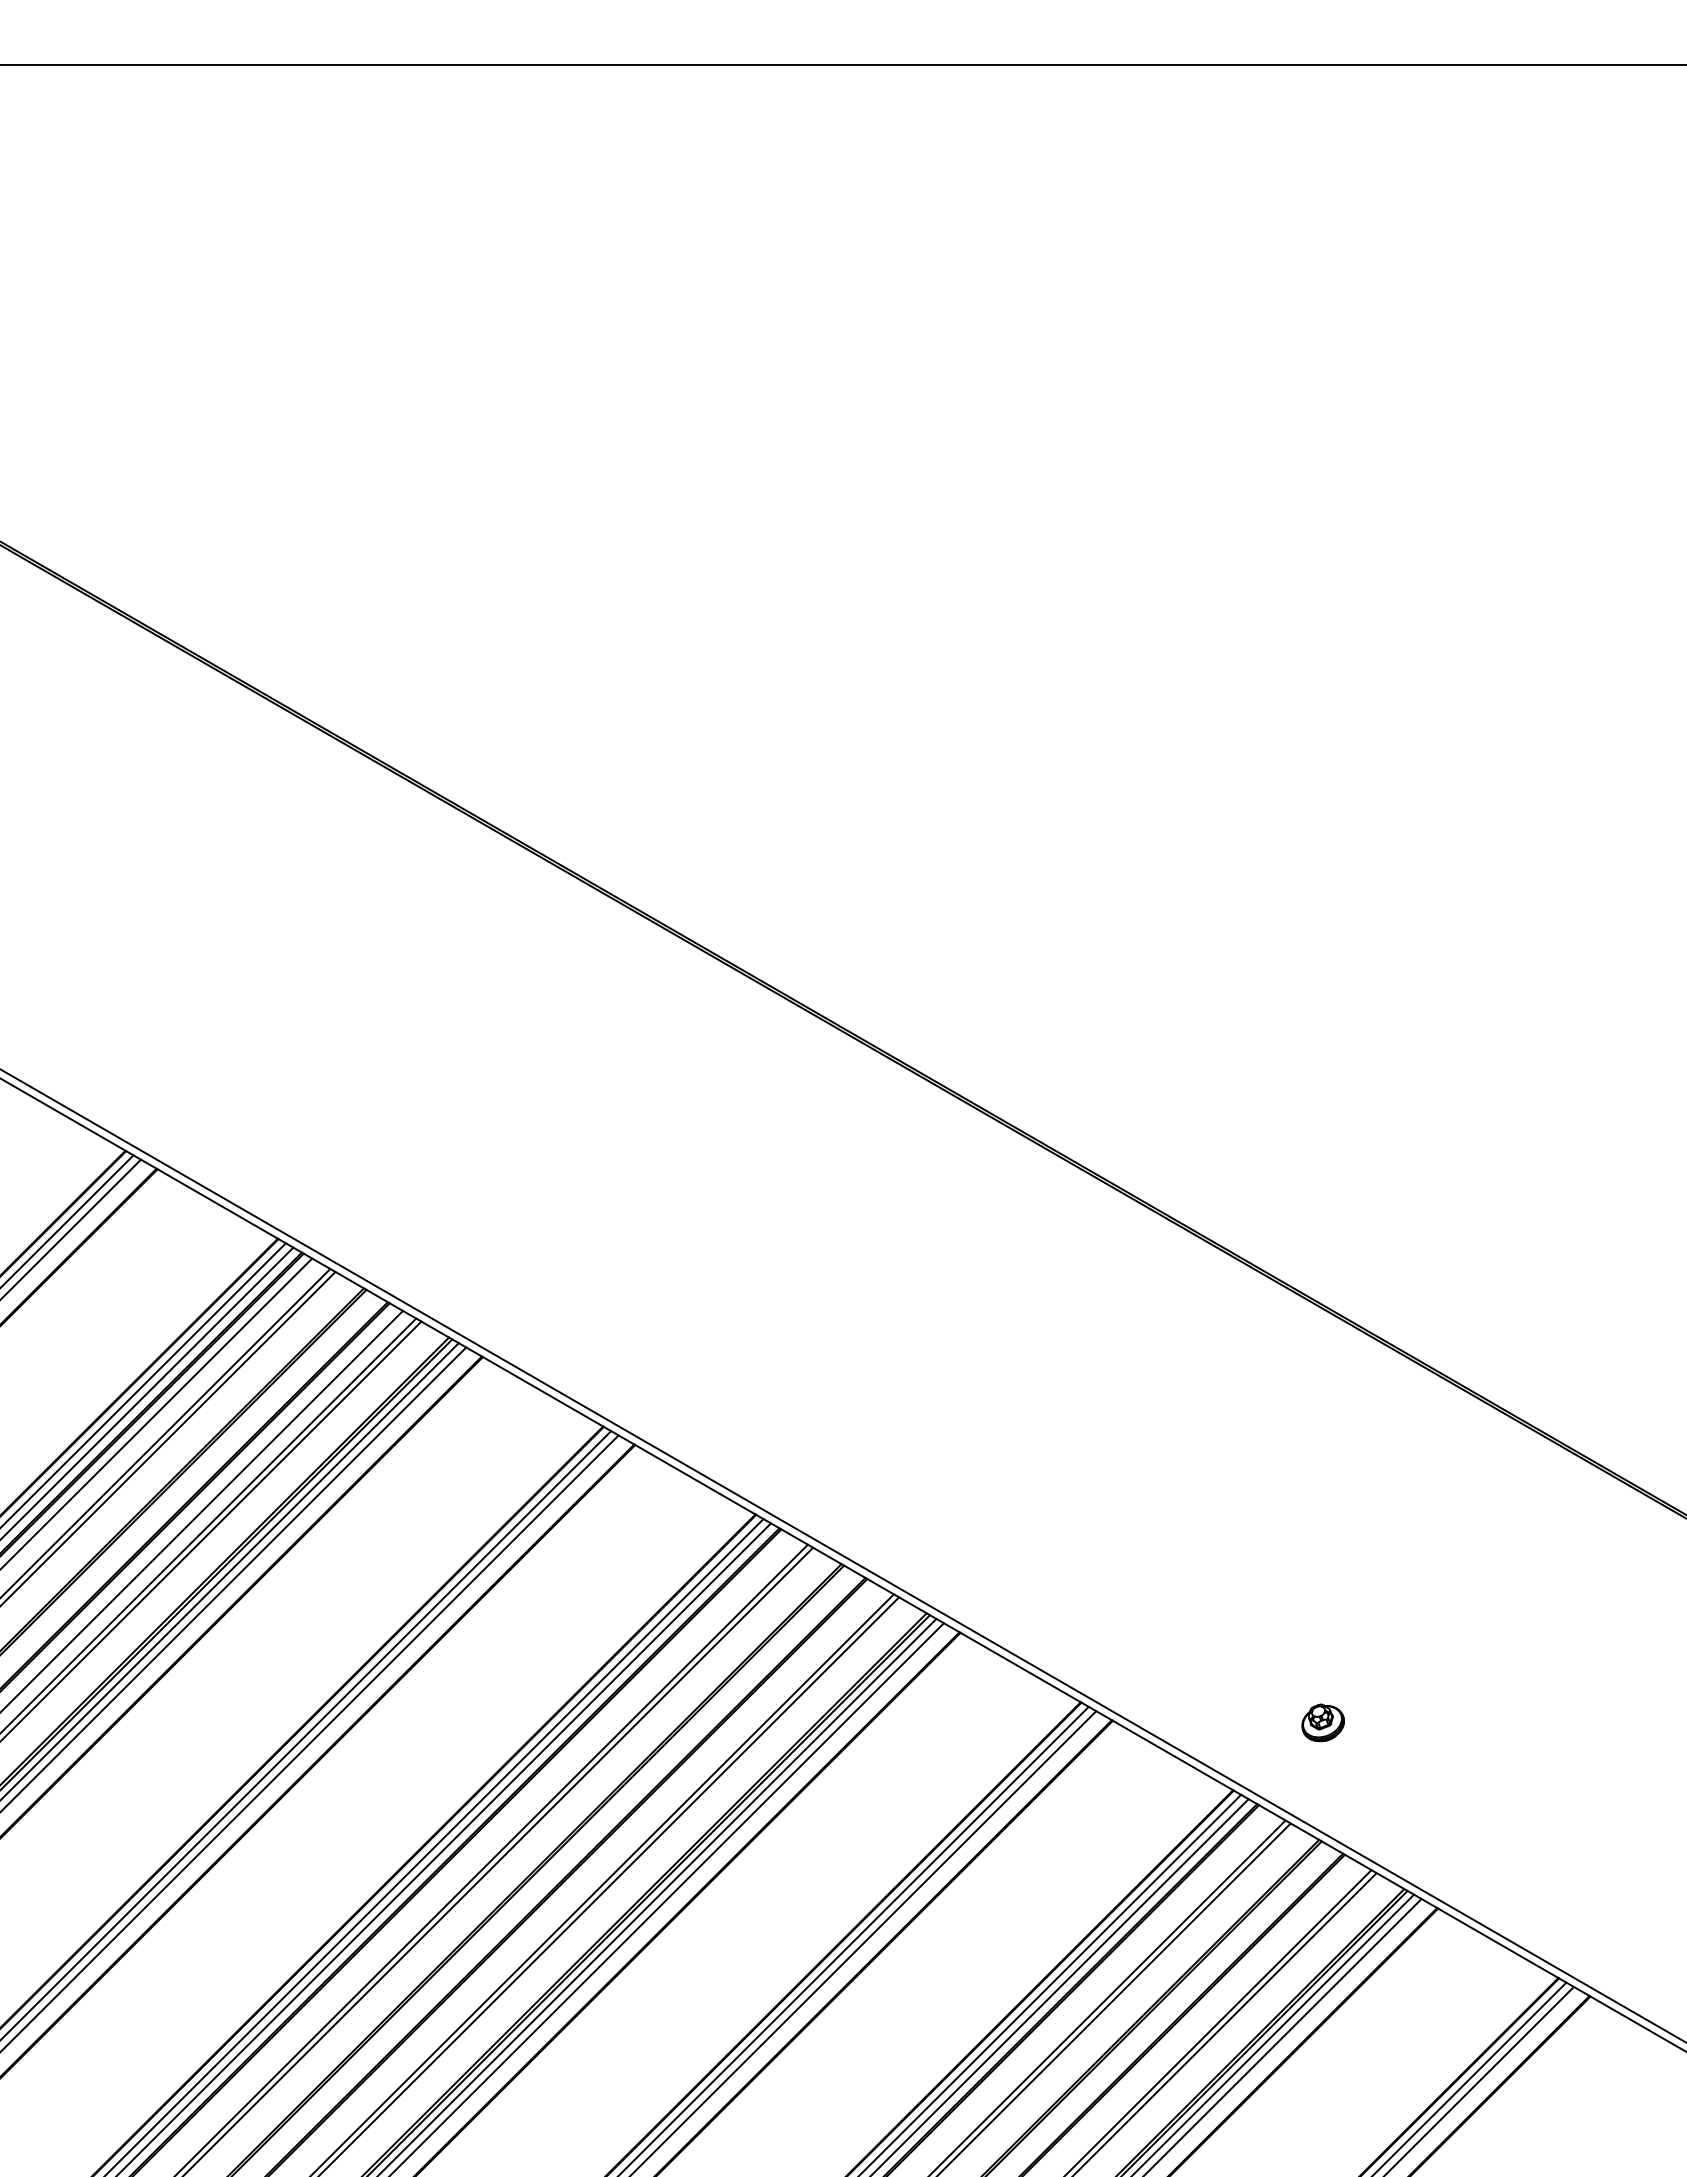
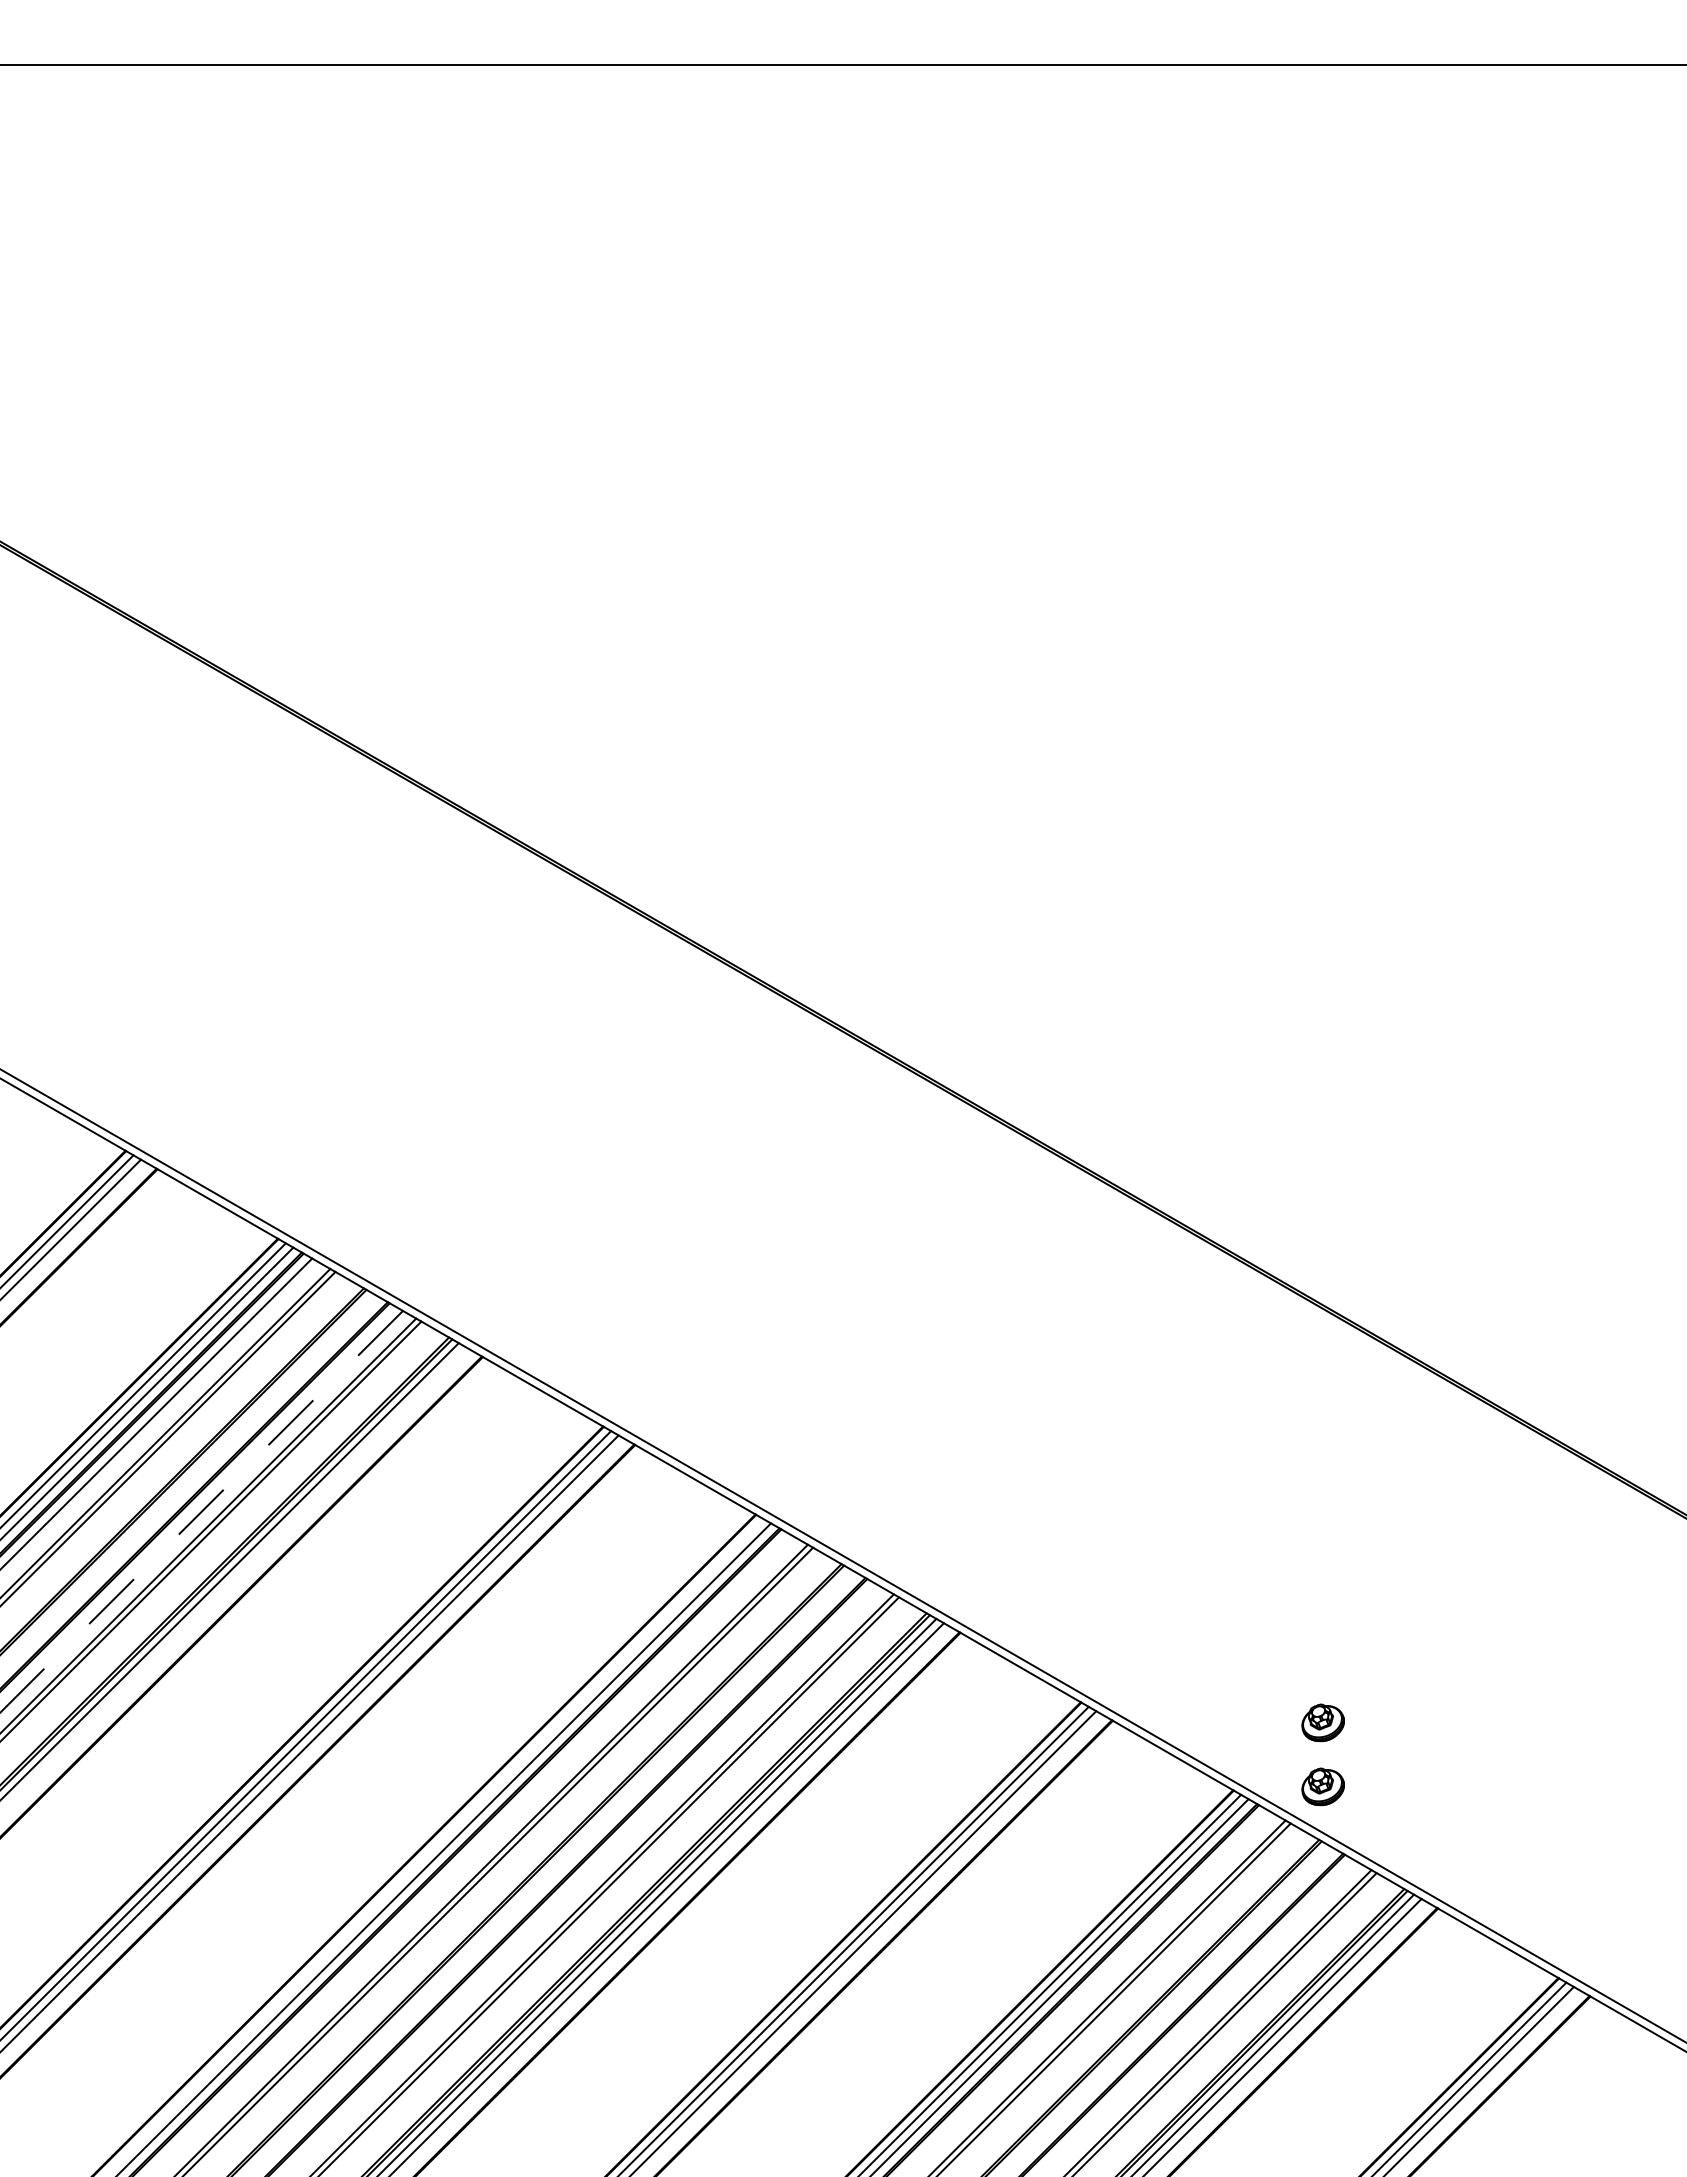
line: solid -> dashed (201, 1512)
line: present -> none (234, 1578)
part: none -> present (1322, 1786)
line: present -> none (435, 1846)
